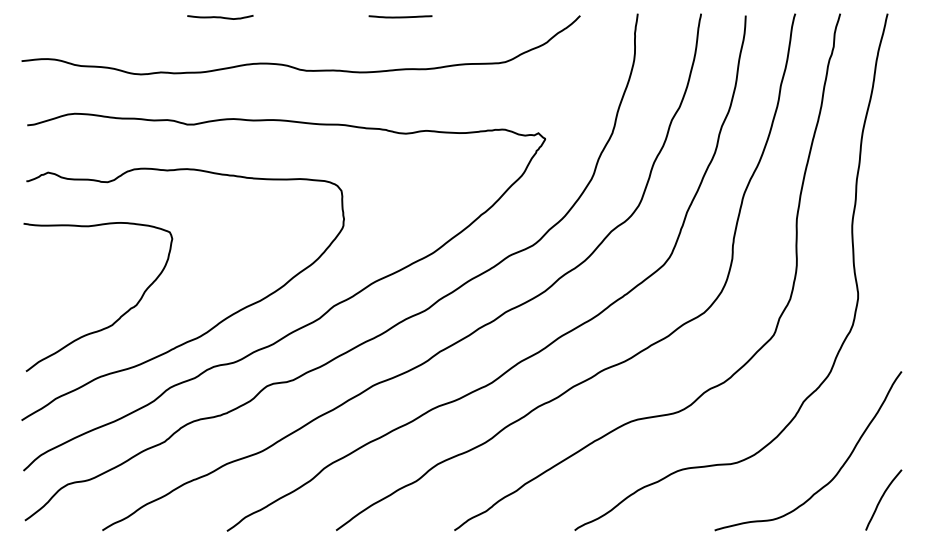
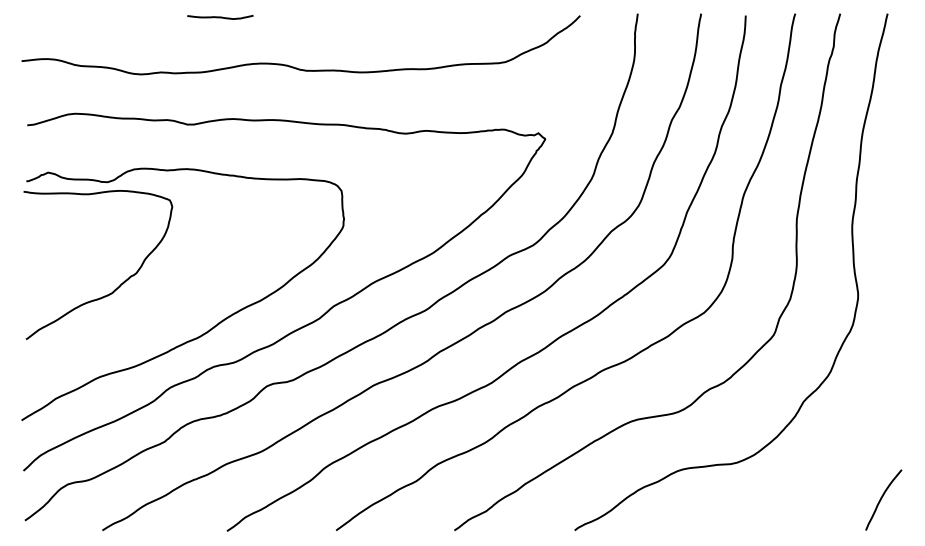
line: present -> none (400, 16)
curve position: (115, 320) -> (115, 288) (115, 288)
curve: present -> none (837, 471)
